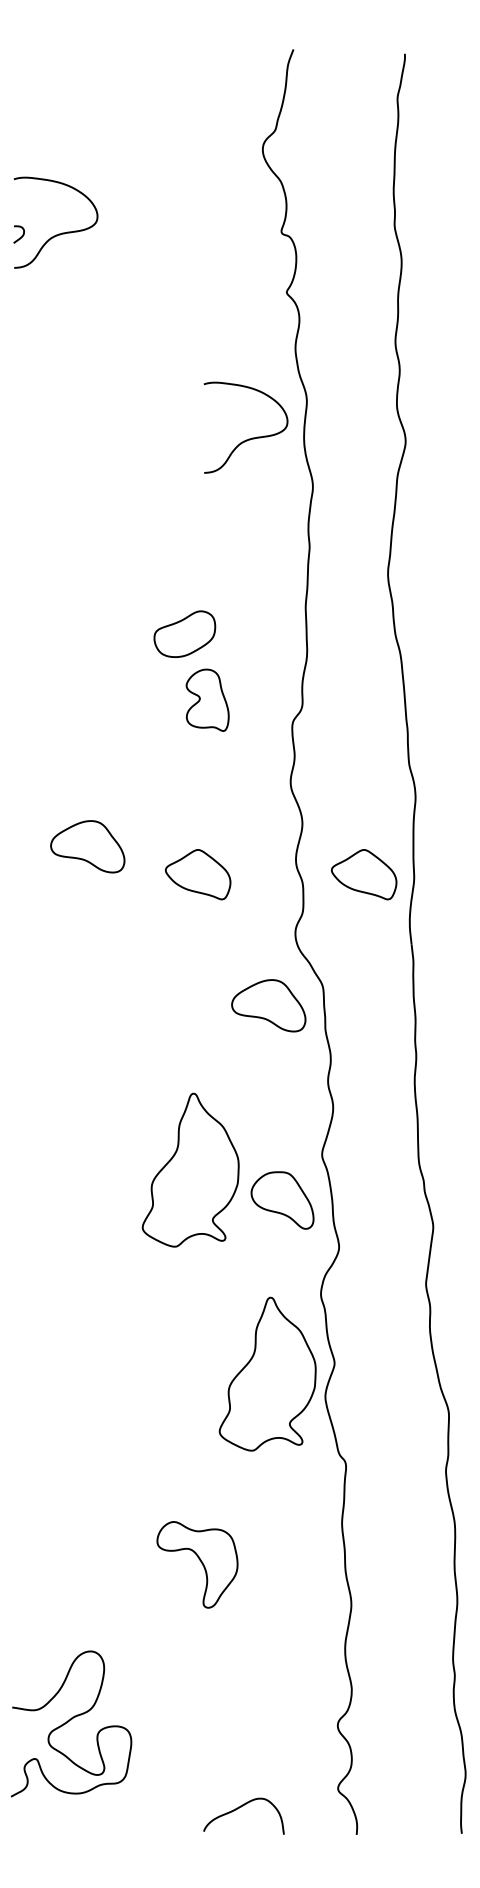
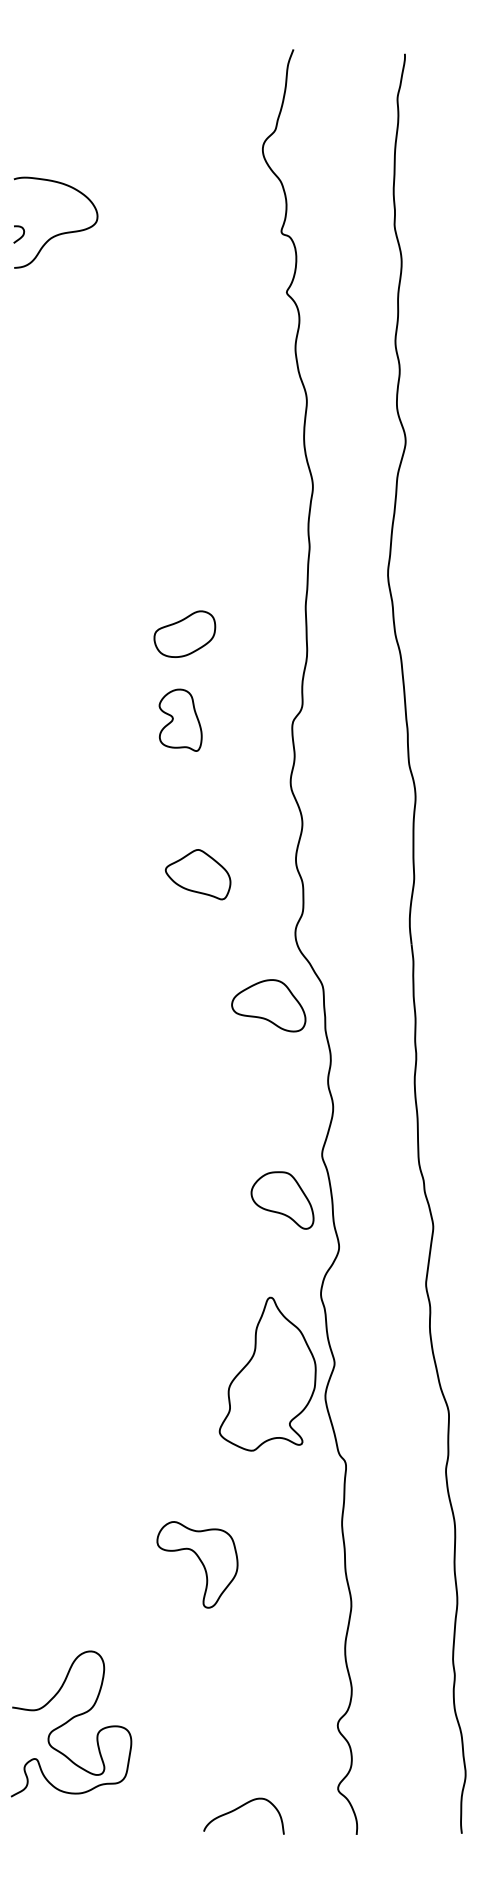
curve: present -> none (248, 438)
part position: (207, 699) -> (180, 719) (180, 719)
part: present -> none (87, 846)
part: present -> none (363, 874)
part: present -> none (190, 1169)
